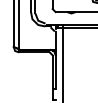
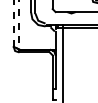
line: solid -> dashed (13, 23)
line: solid -> dashed (19, 25)
